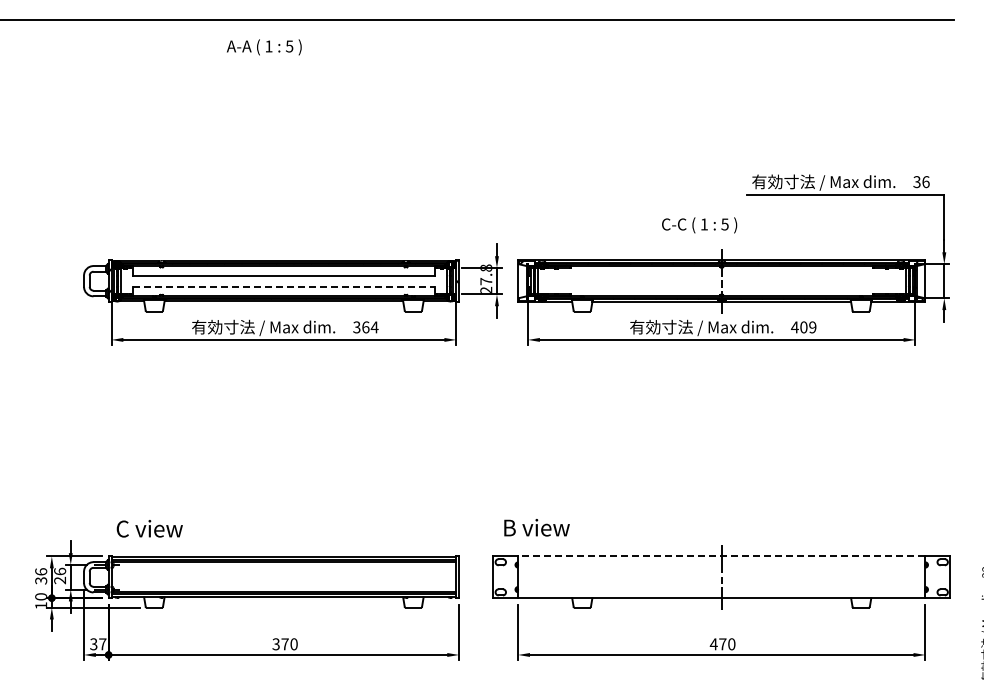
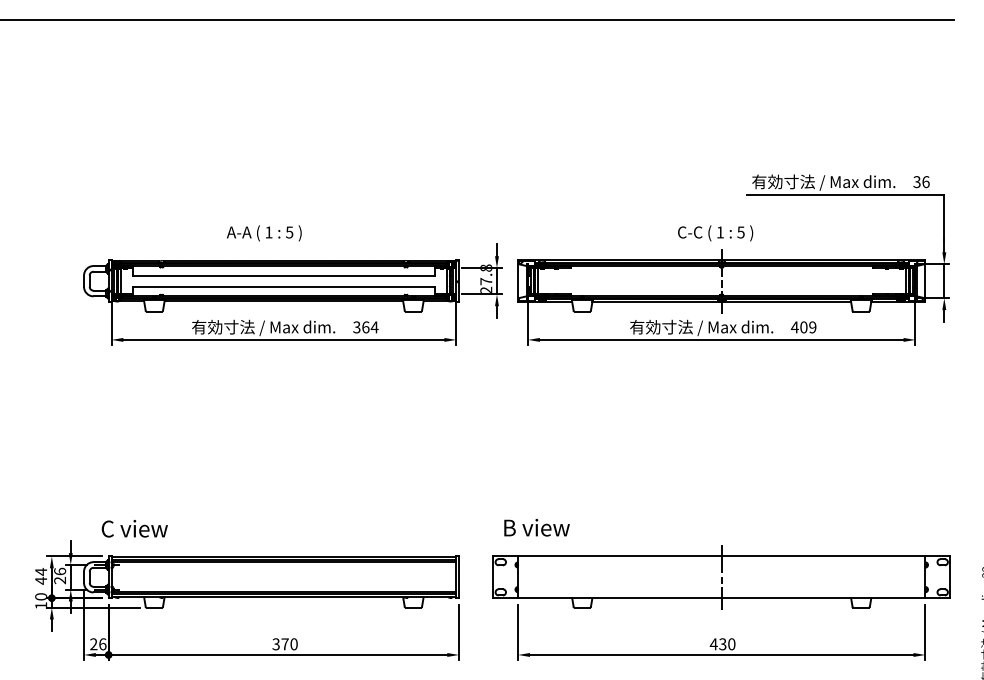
text position: (264, 47) -> (264, 233) (264, 233)
text position: (699, 225) -> (715, 233) (715, 233)
line: dashed -> solid (284, 286)
text position: (149, 528) -> (134, 528) (134, 528)
line: dashed -> solid (721, 556)
text: 36 -> 44 (41, 575)
text: 37 -> 26 (98, 644)
text: 470 -> 430 (722, 644)
